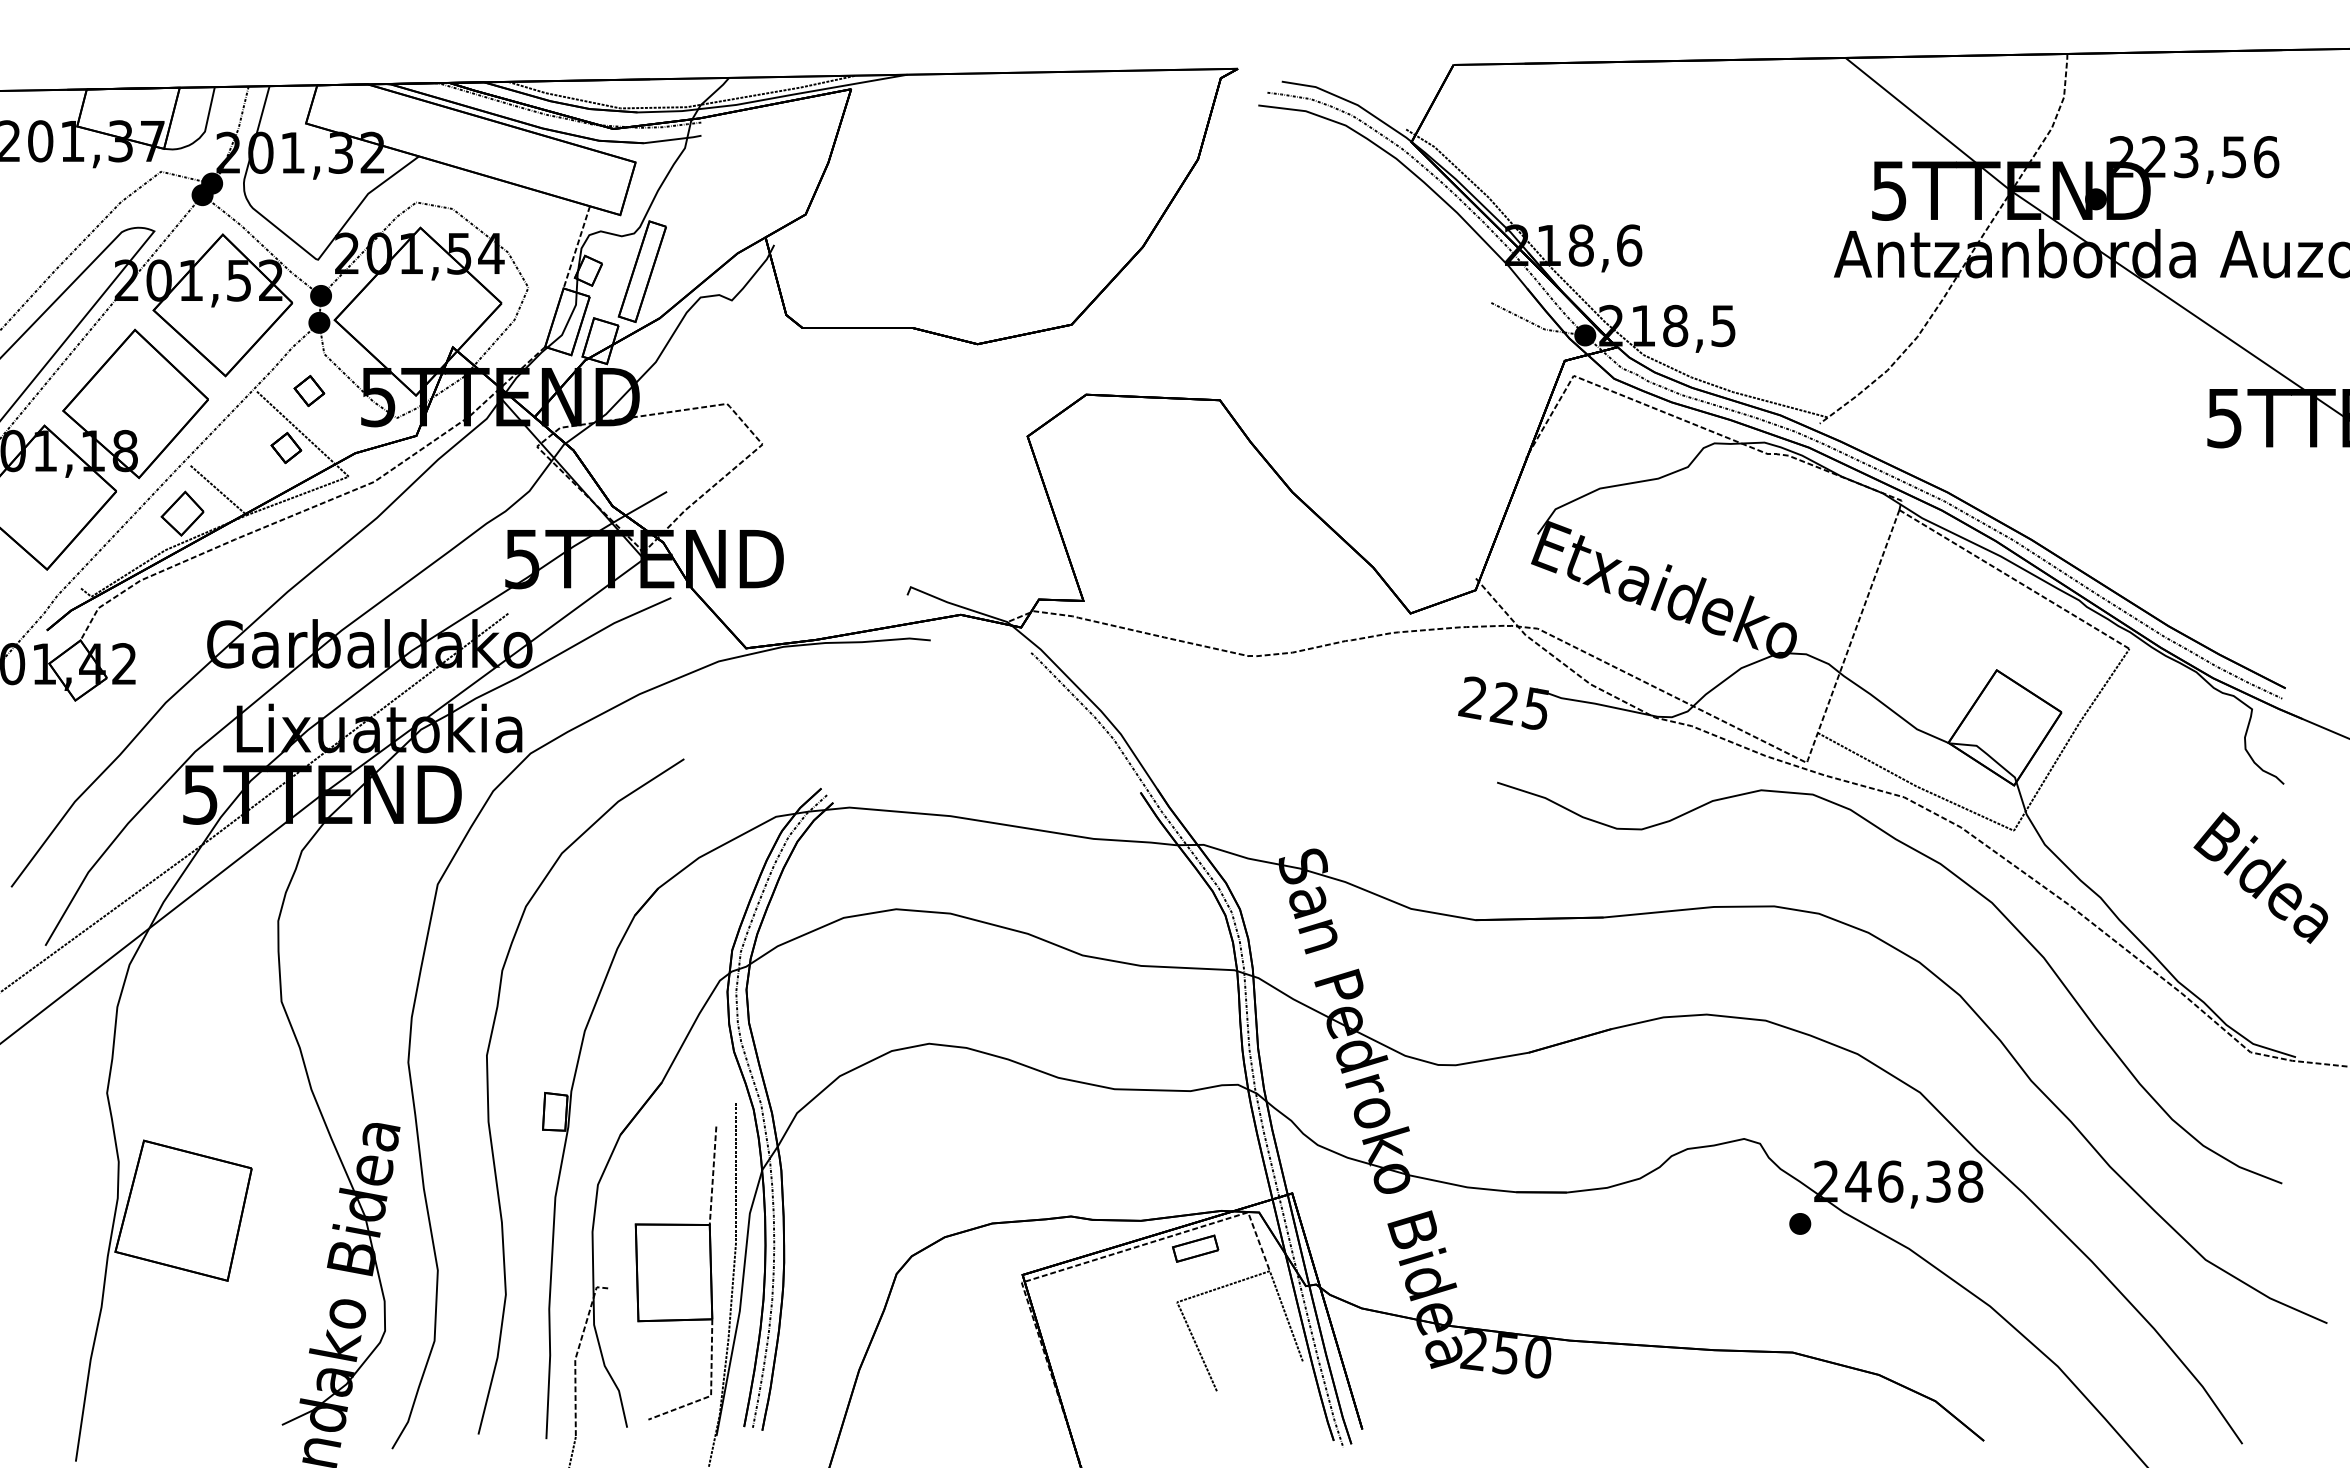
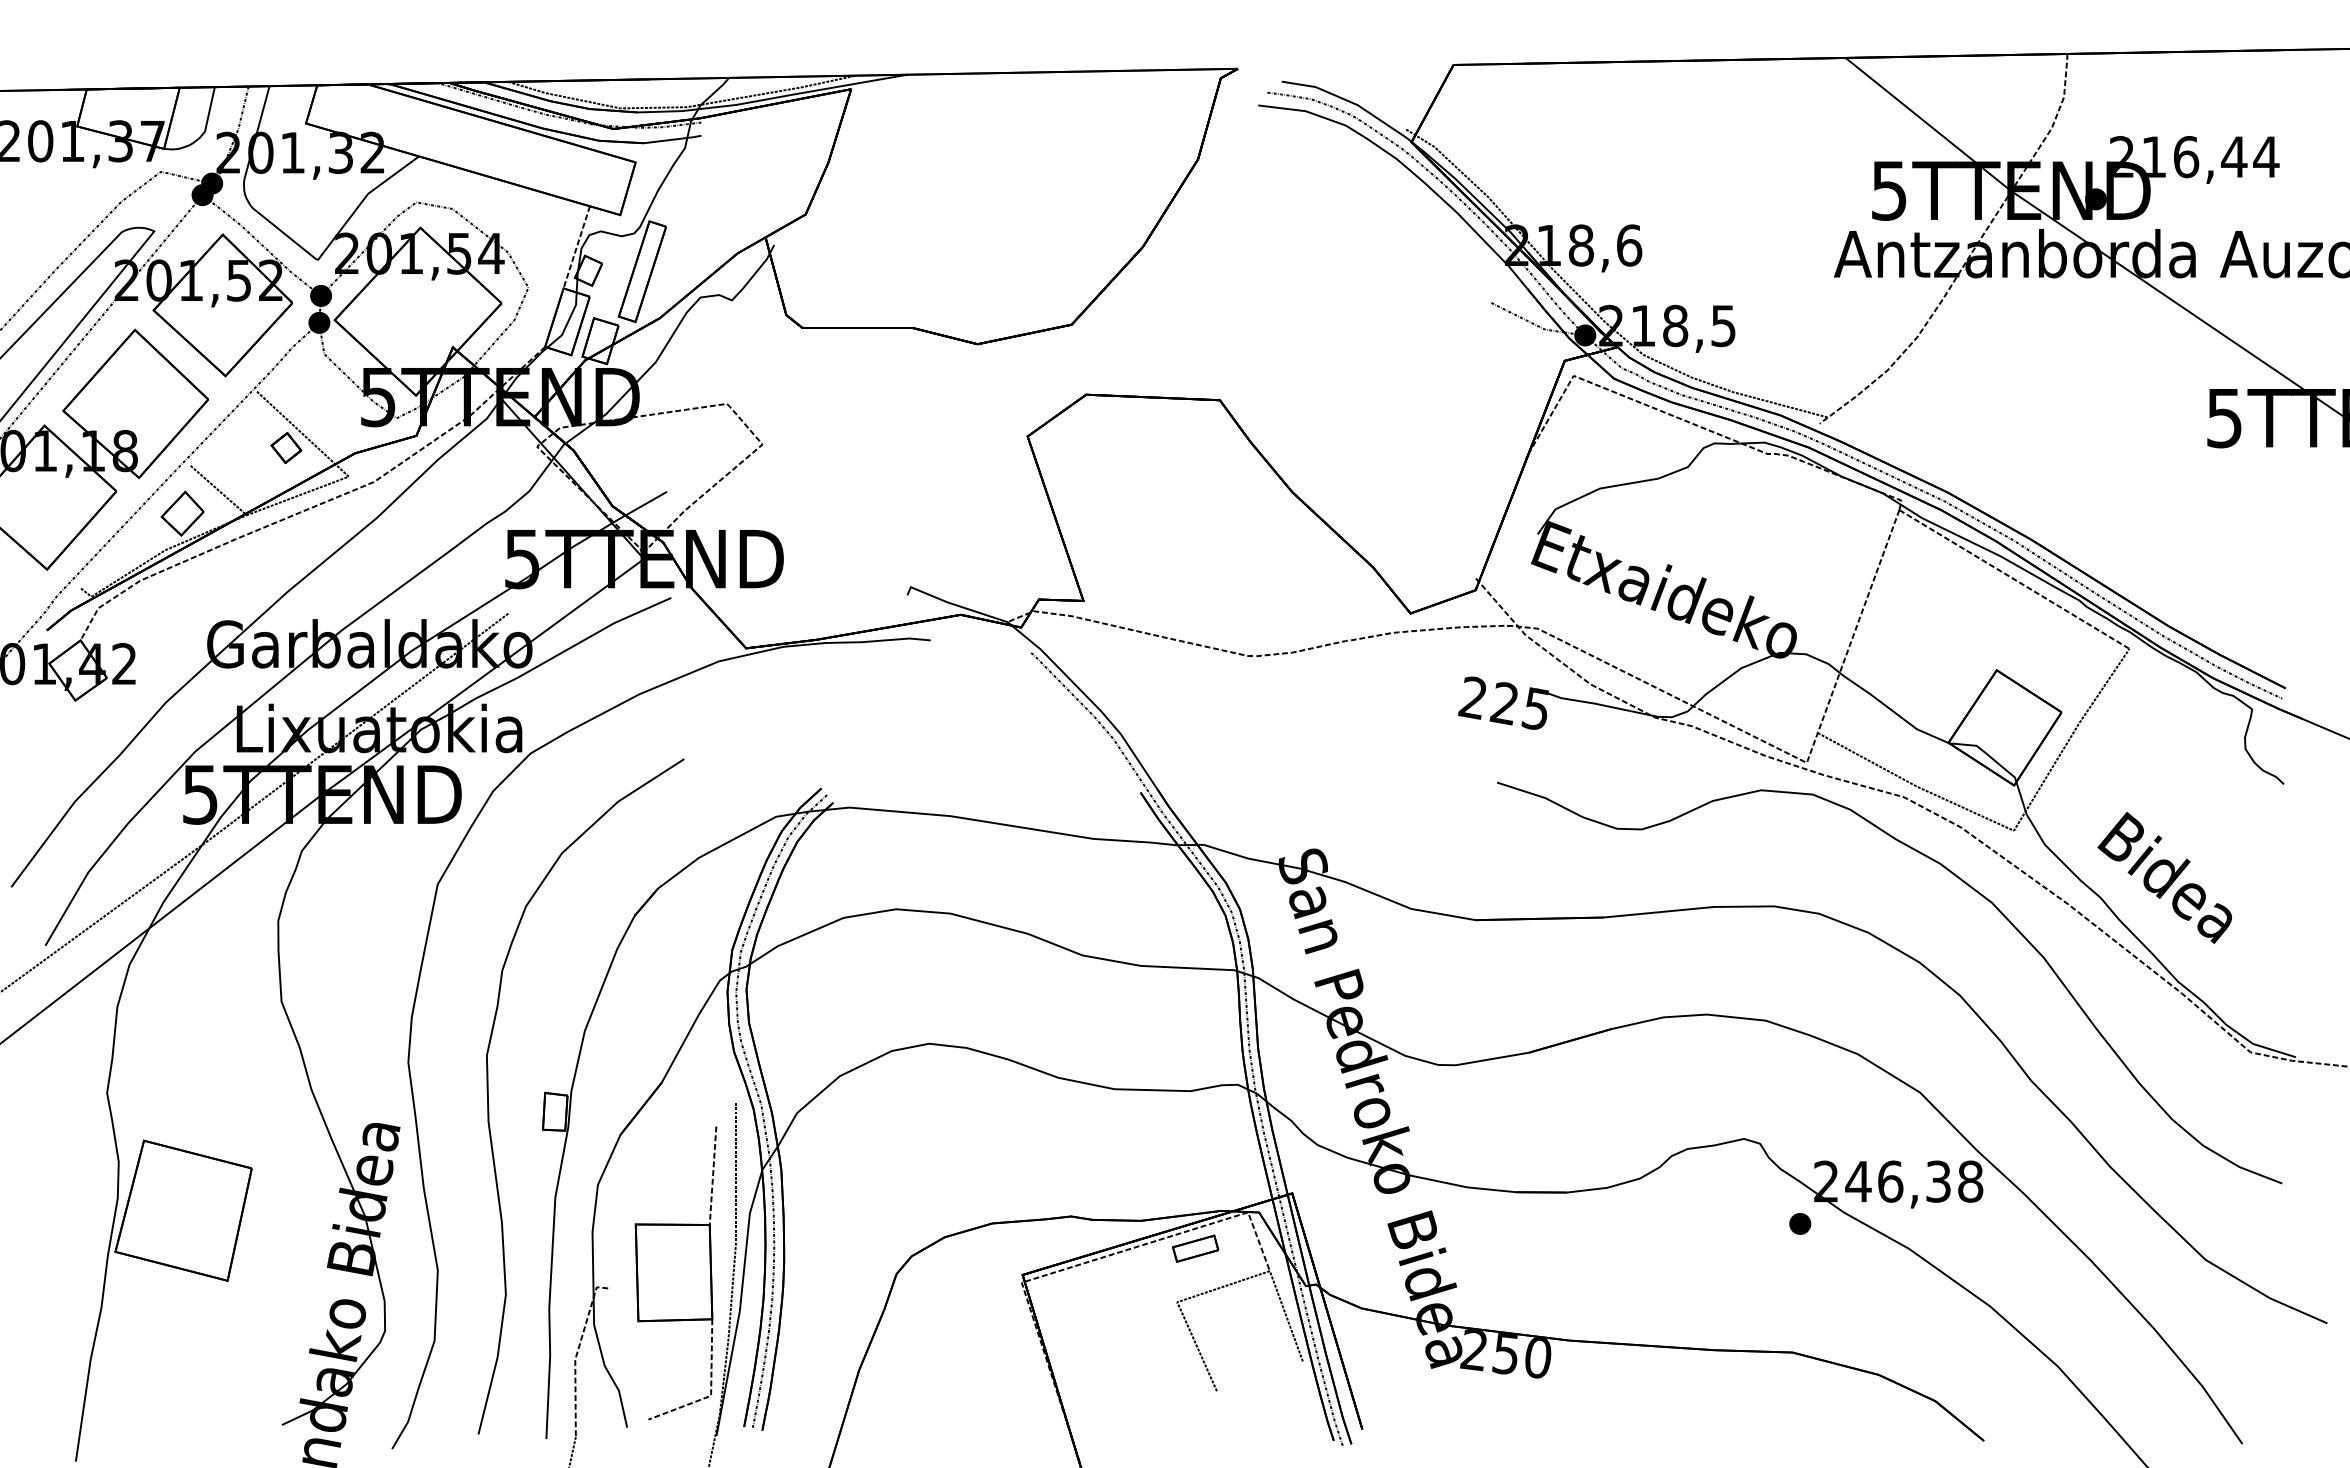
text: 223,56 -> 216,44 (2210, 157)
part: present -> none (309, 391)
text position: (2260, 877) -> (2164, 877) (2164, 877)
